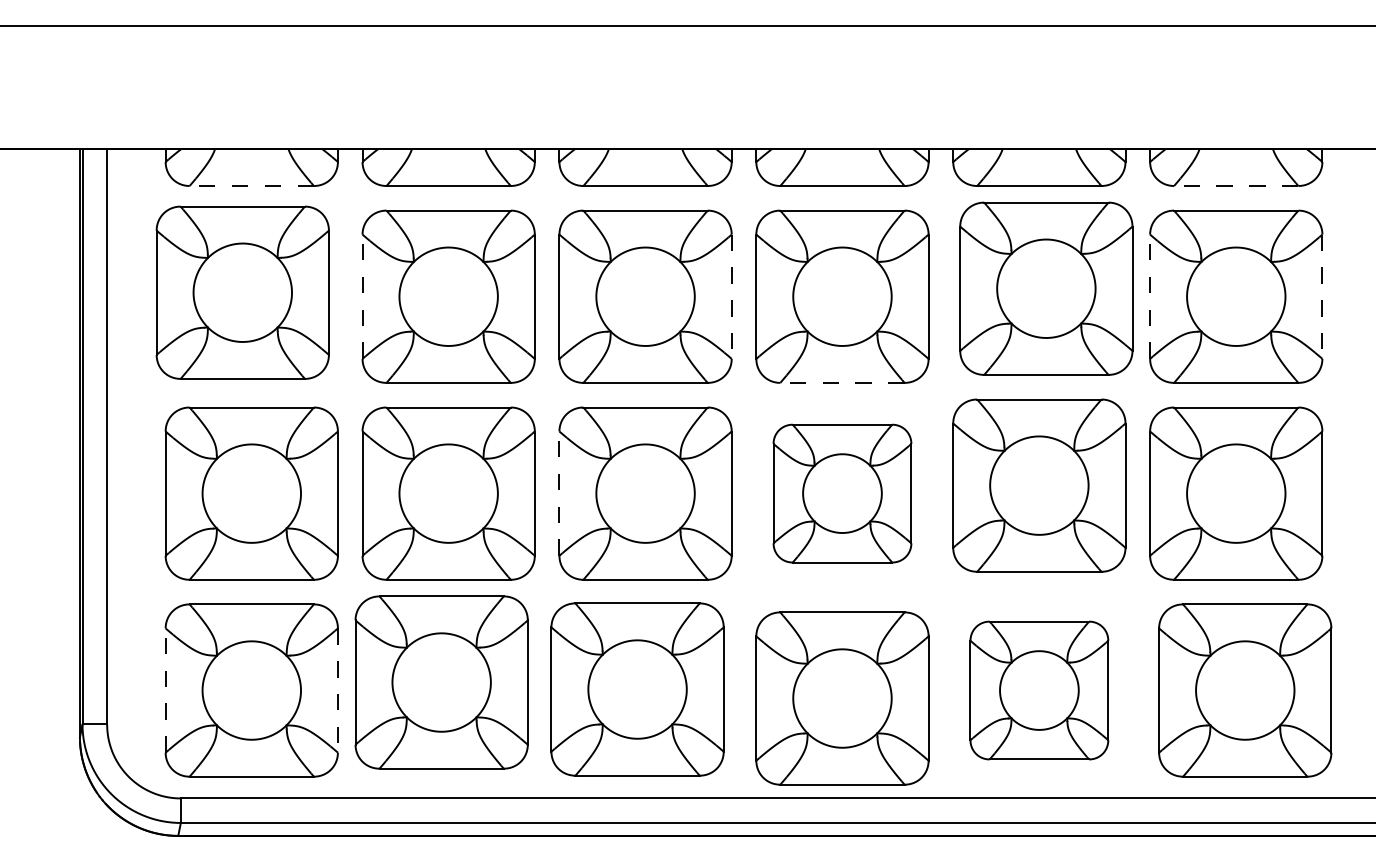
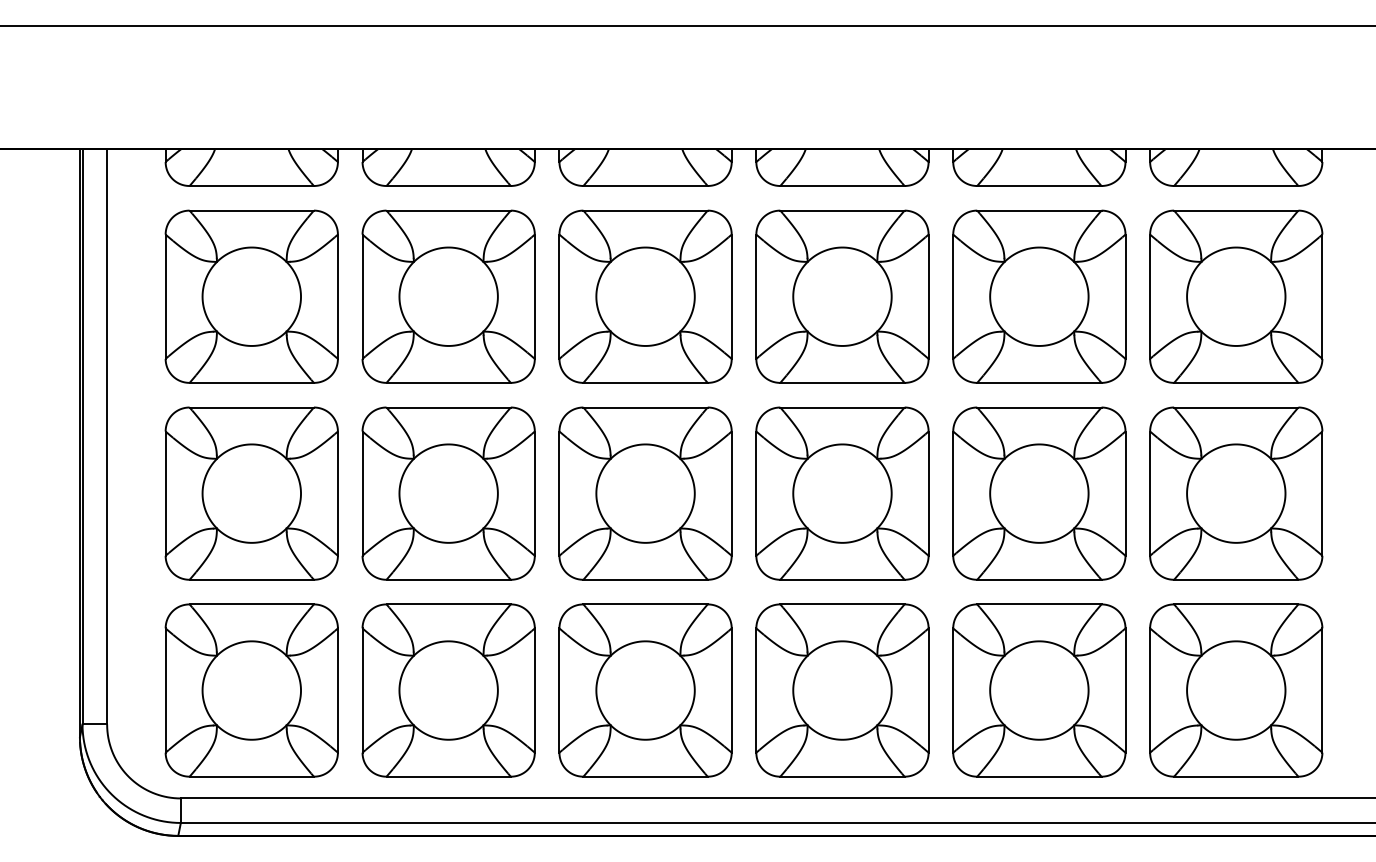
line: dashed -> solid (251, 186)
line: dashed -> solid (1235, 186)
part position: (1046, 288) -> (1039, 296) (1039, 296)
part position: (242, 292) -> (251, 296) (251, 296)
line: dashed -> solid (362, 296)
line: dashed -> solid (1150, 296)
line: dashed -> solid (731, 297)
line: dashed -> solid (1322, 297)
line: dashed -> solid (841, 382)
part position: (1039, 485) -> (1039, 493) (1039, 493)
line: dashed -> solid (559, 493)
part size: 141x141 px -> 175x175 px (842, 493)
part position: (441, 682) -> (448, 690) (448, 690)
part position: (637, 689) -> (645, 690) (645, 690)
line: dashed -> solid (165, 690)
part size: 141x141 px -> 175x175 px (1039, 690)
part position: (1245, 690) -> (1236, 690) (1236, 690)
line: dashed -> solid (337, 691)
part position: (842, 698) -> (842, 690) (842, 690)
